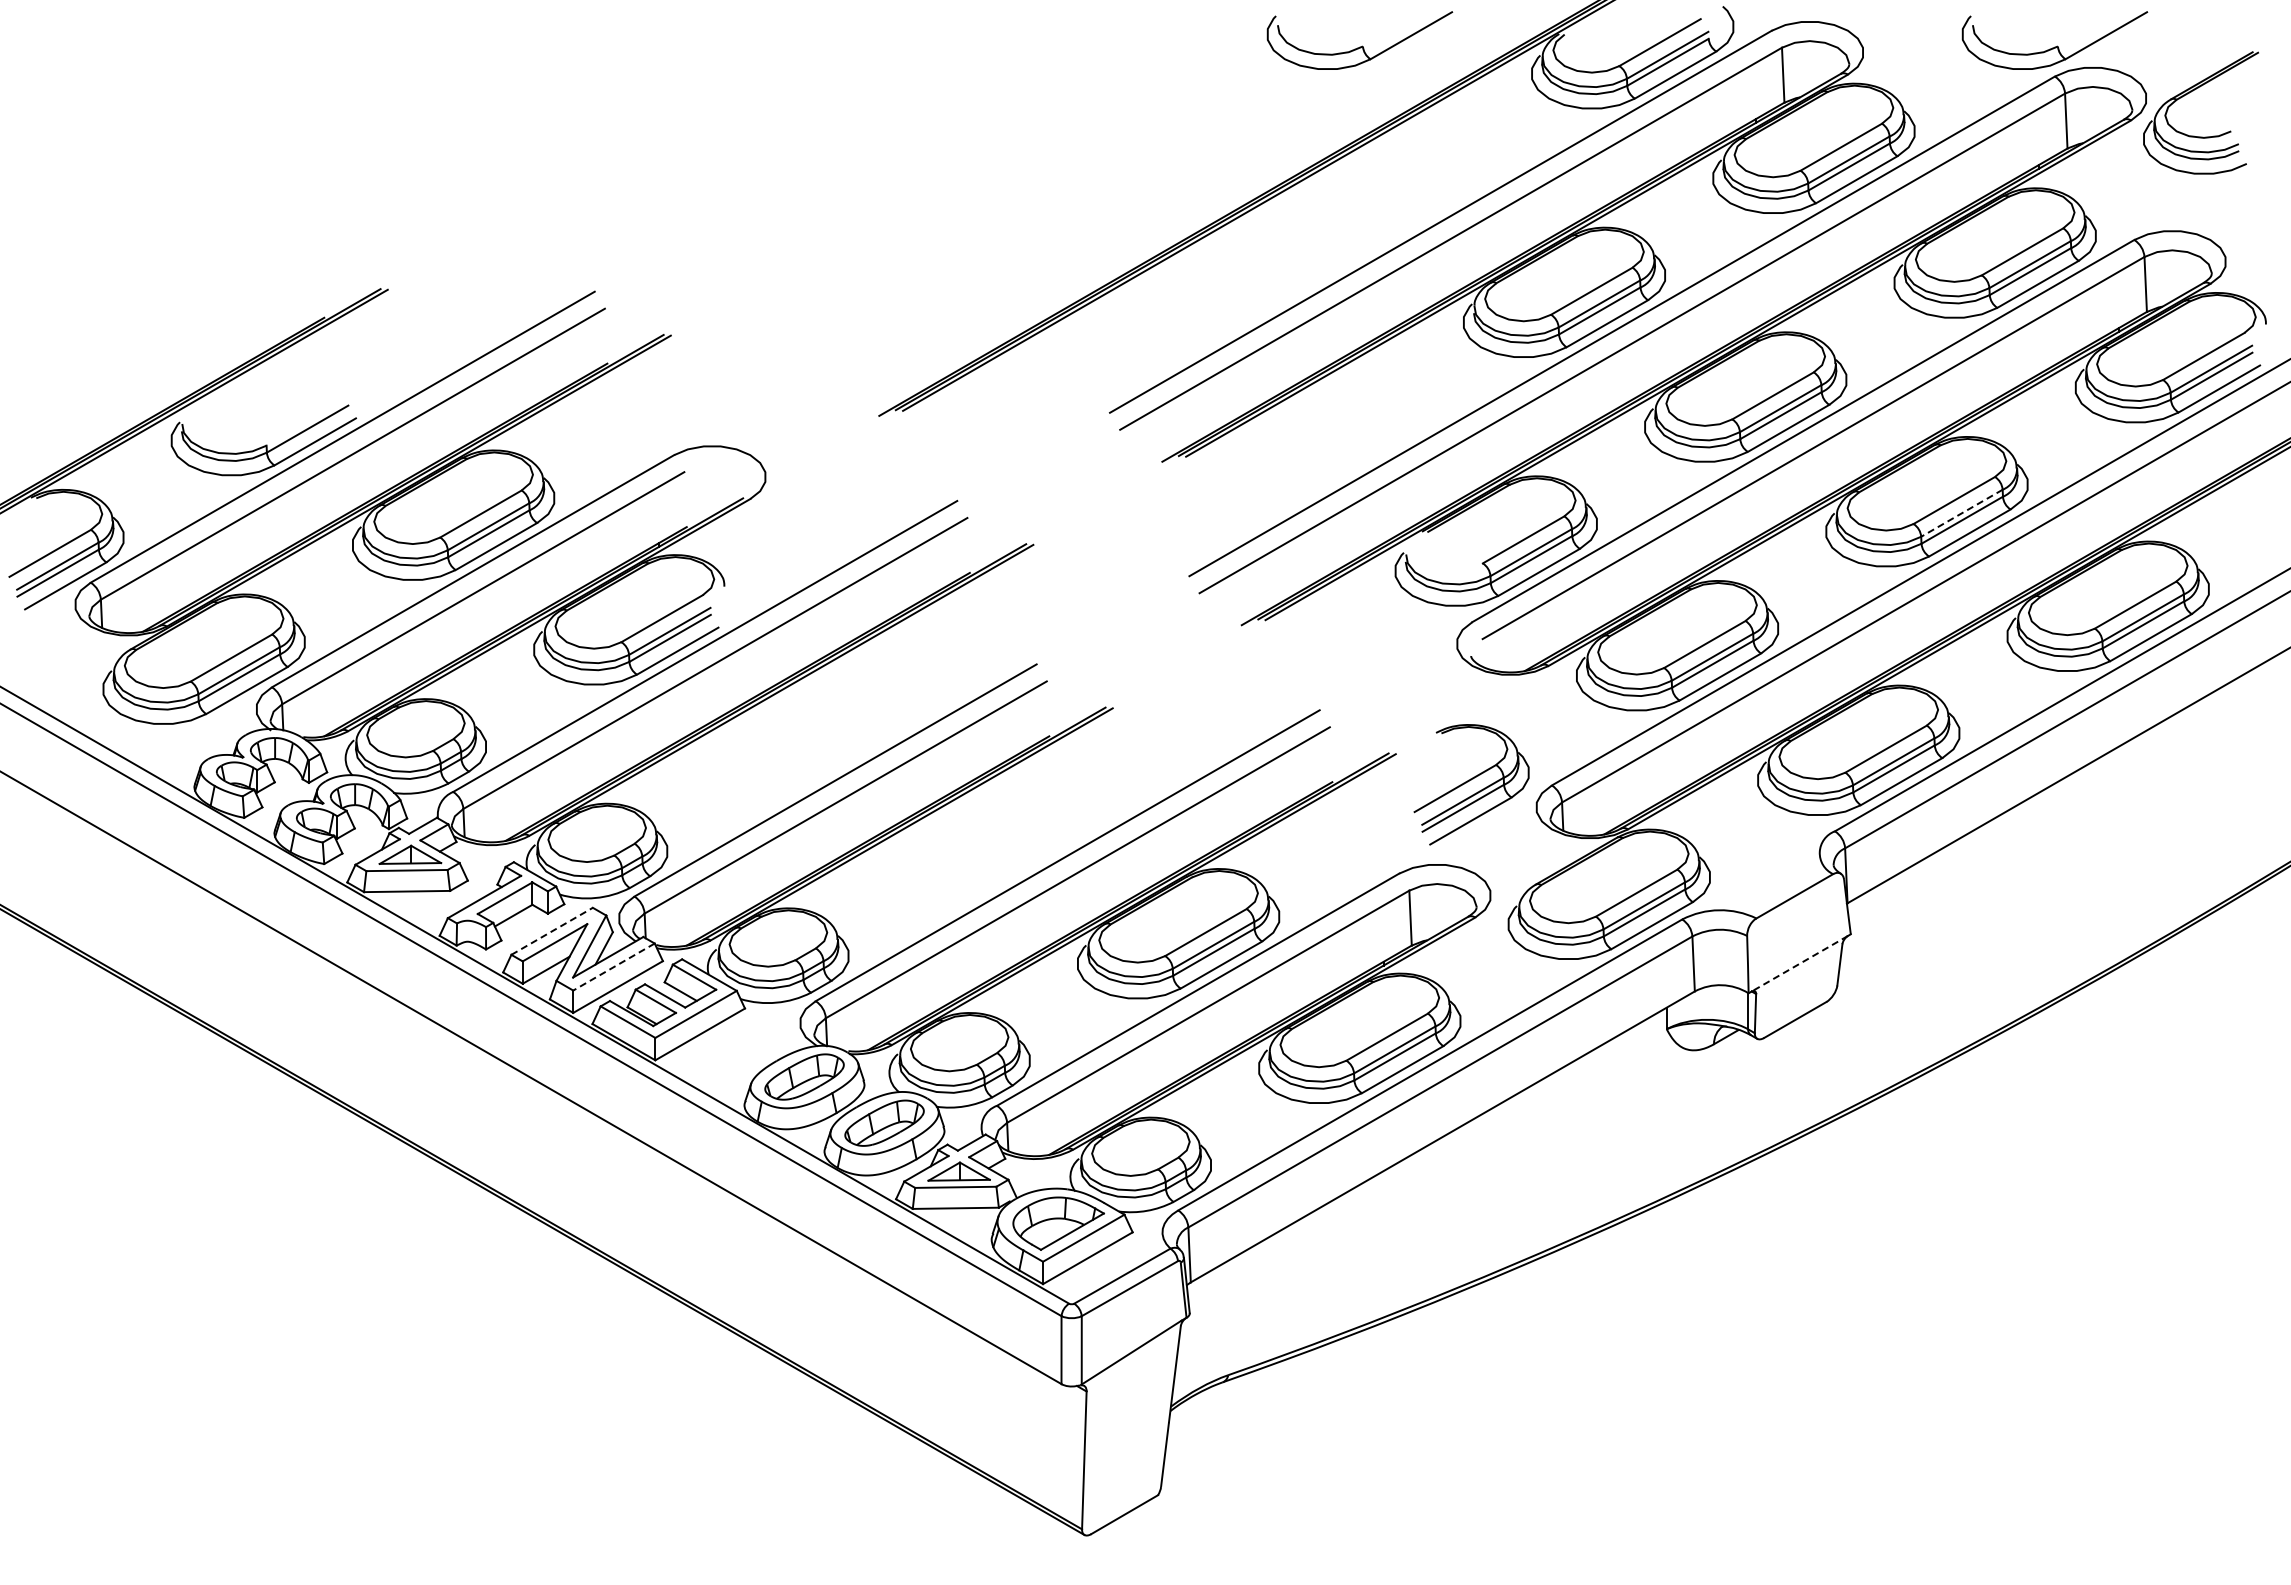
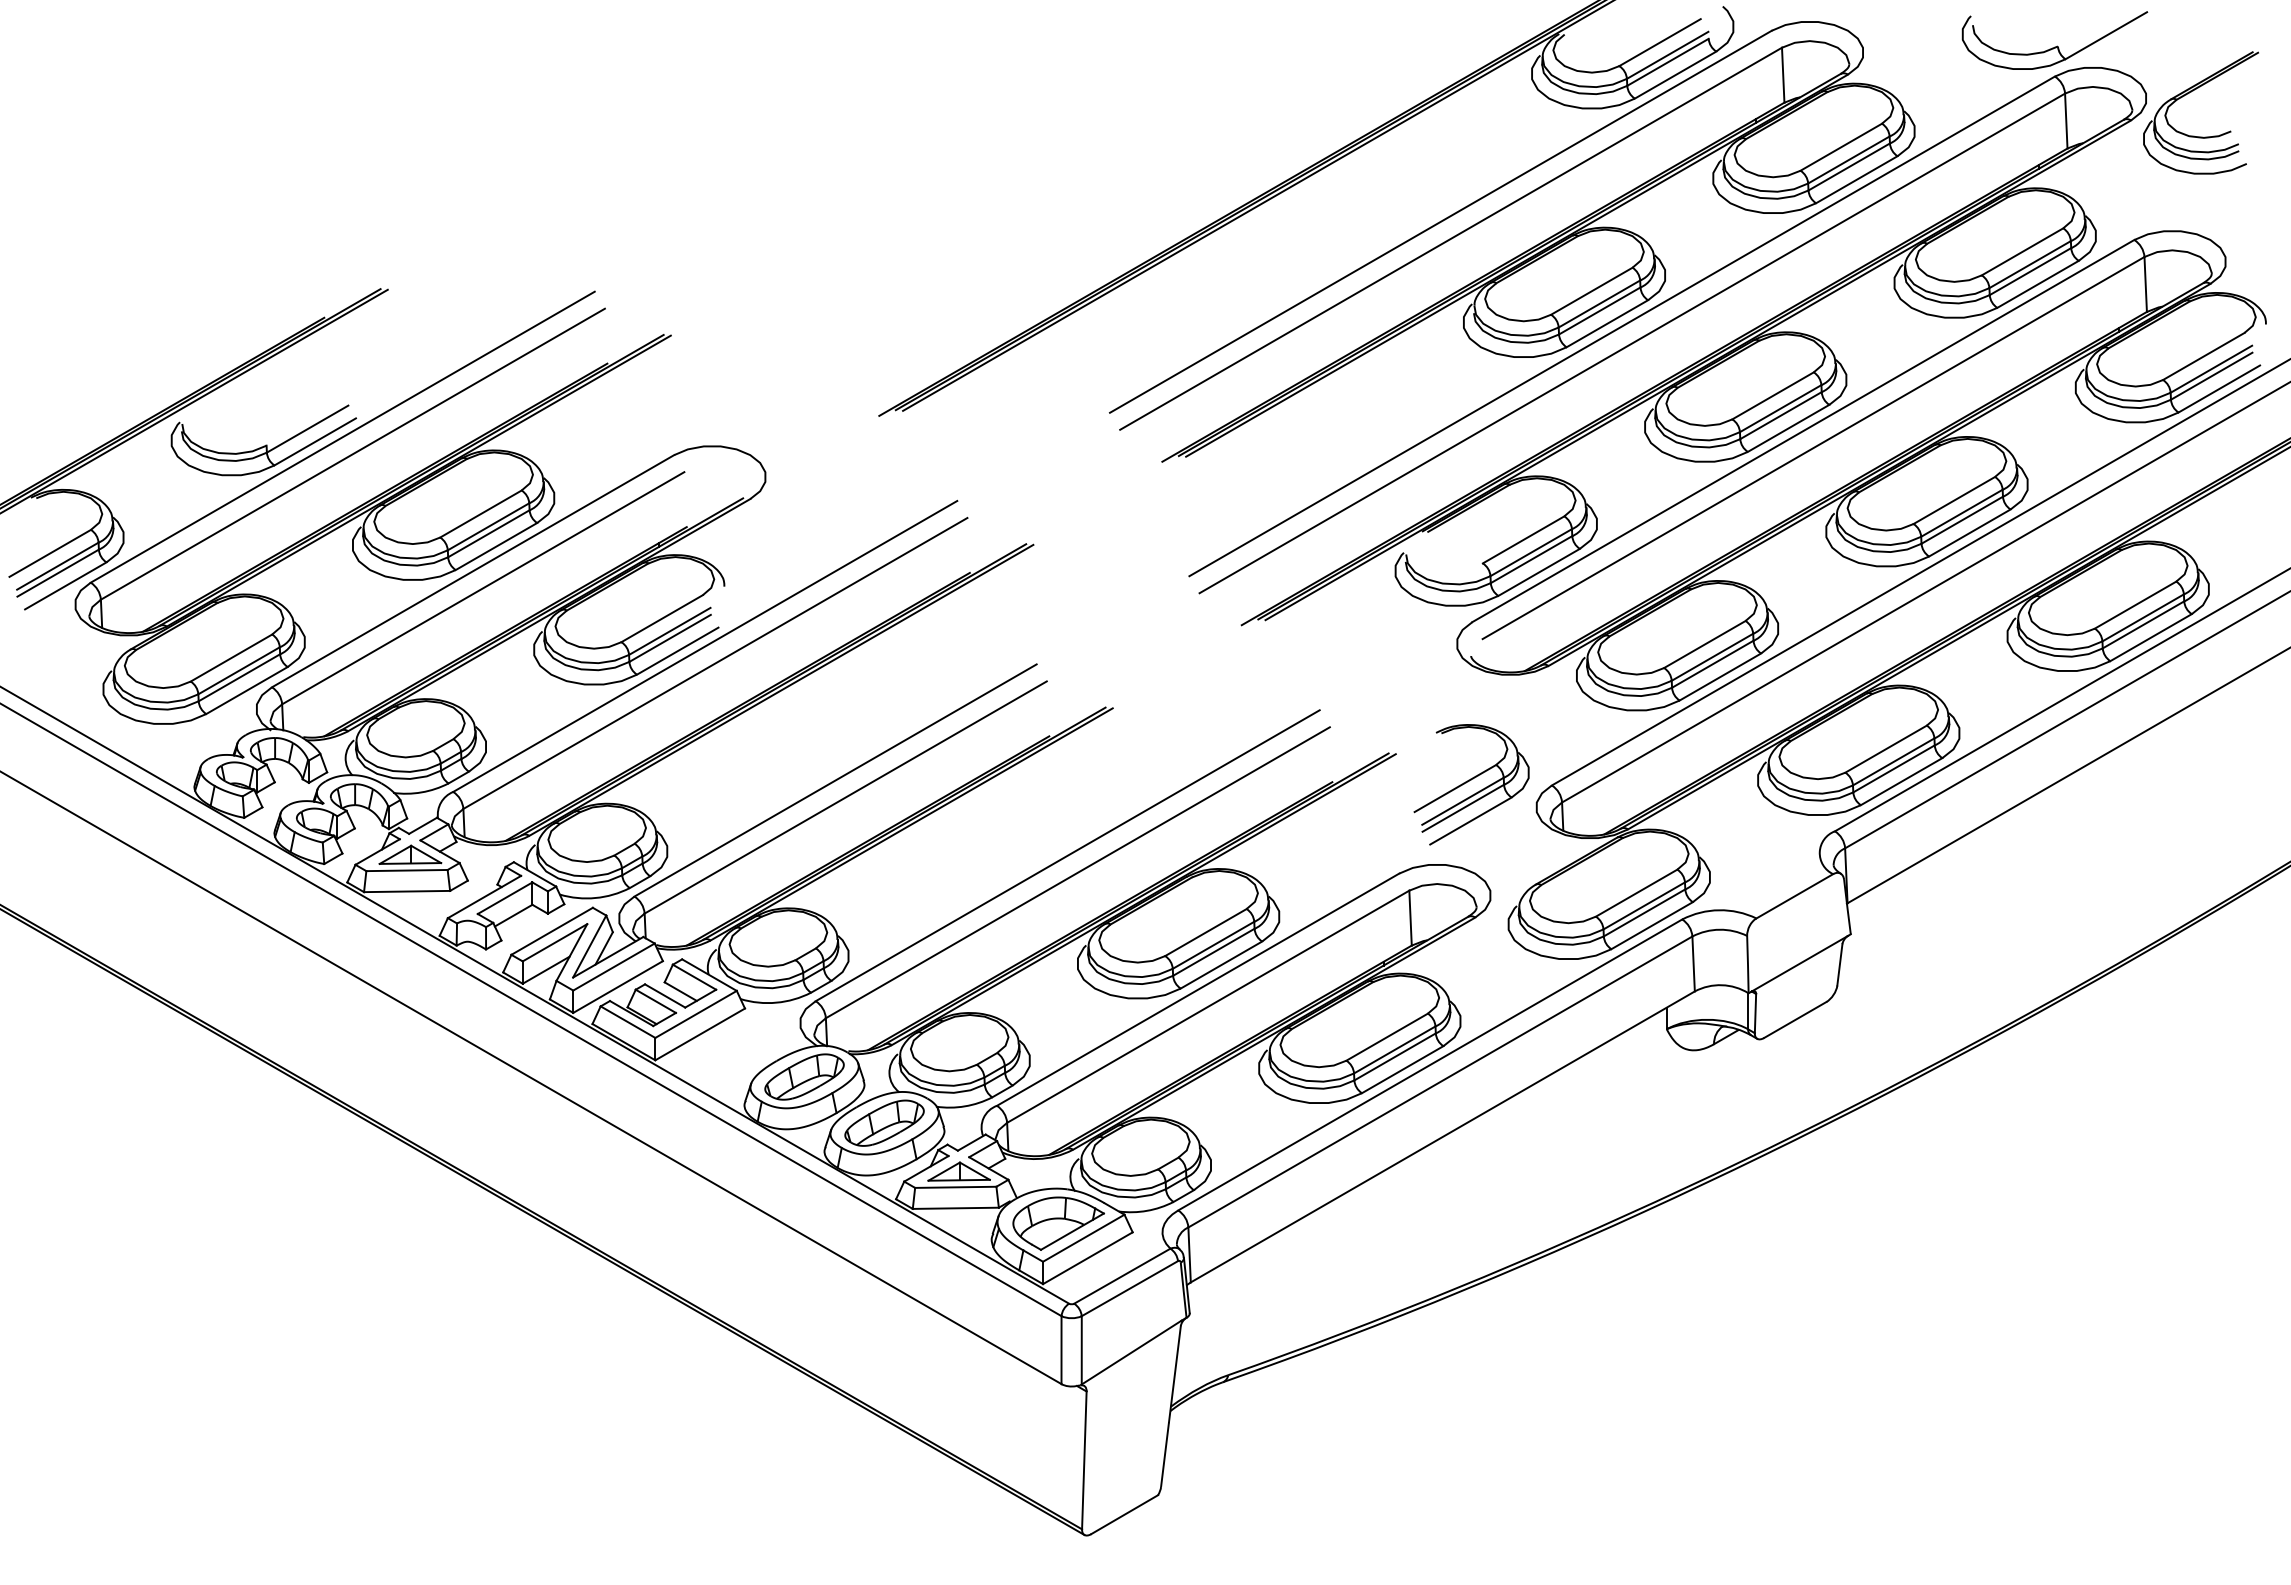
part: present -> none (1359, 40)
line: dashed -> solid (1961, 513)
line: dashed -> solid (552, 931)
line: dashed -> solid (1799, 963)
line: dashed -> solid (613, 967)
